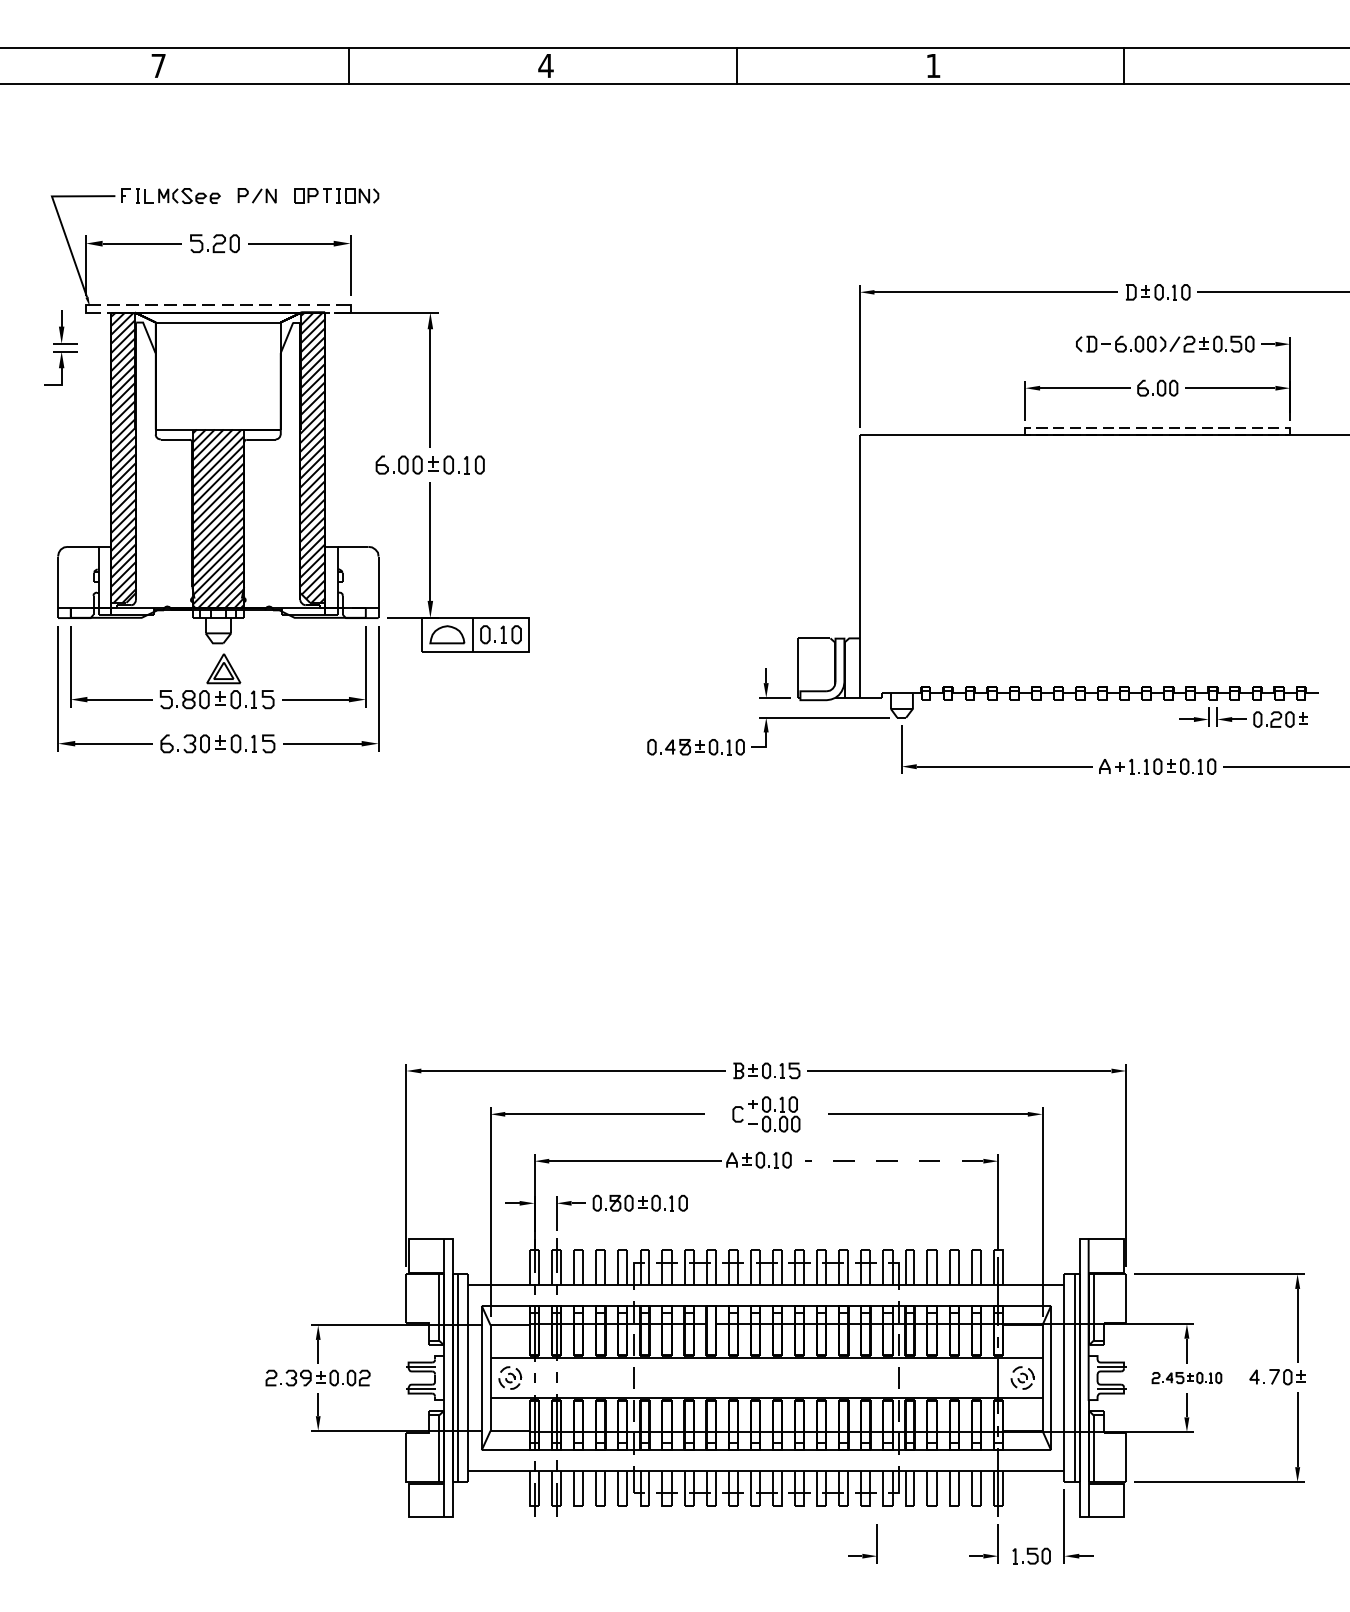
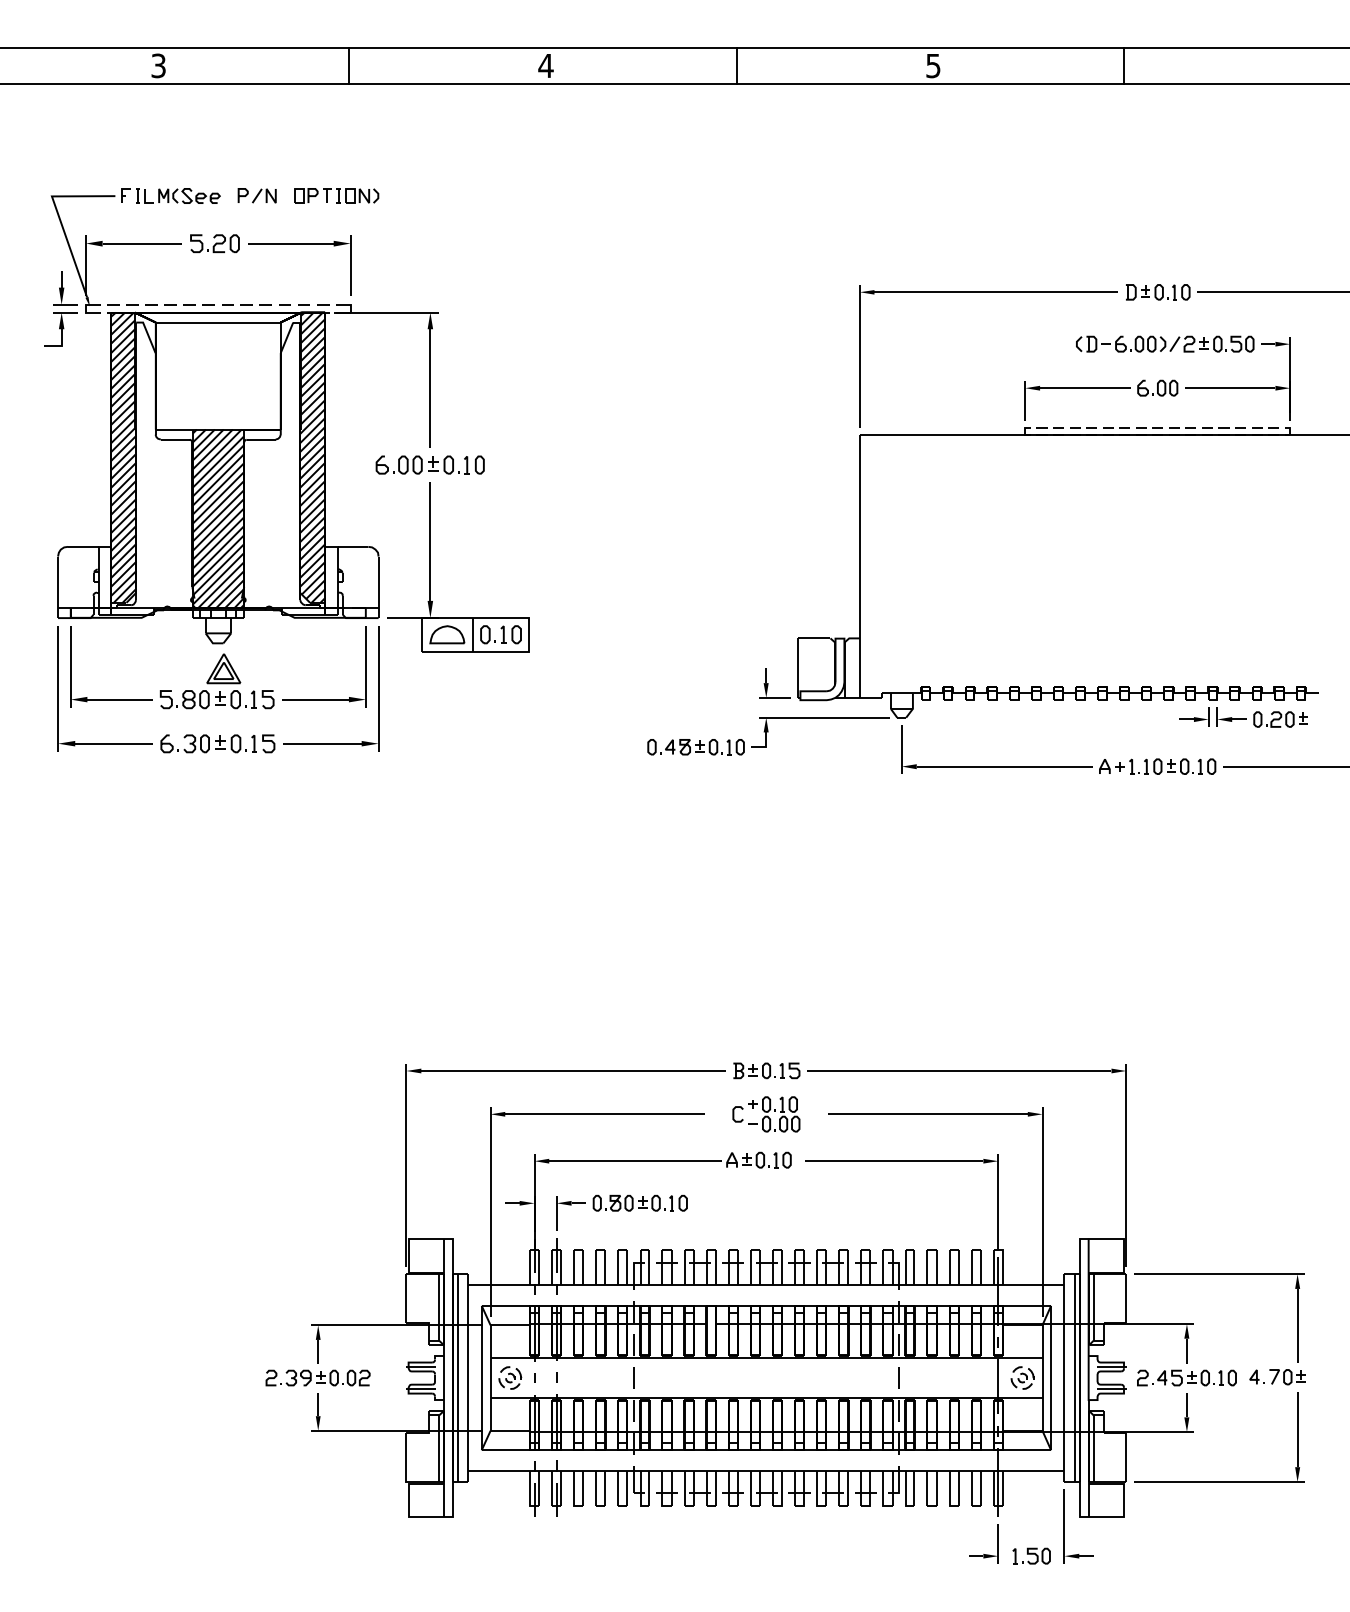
text: 7 -> 3 (158, 65)
text: 1 -> 5 (933, 66)
part position: (60, 347) -> (60, 308) (60, 308)
line: dashed -> solid (893, 1161)
part size: 72x13 px -> 100x18 px (1186, 1377)
part: present -> none (862, 1554)
